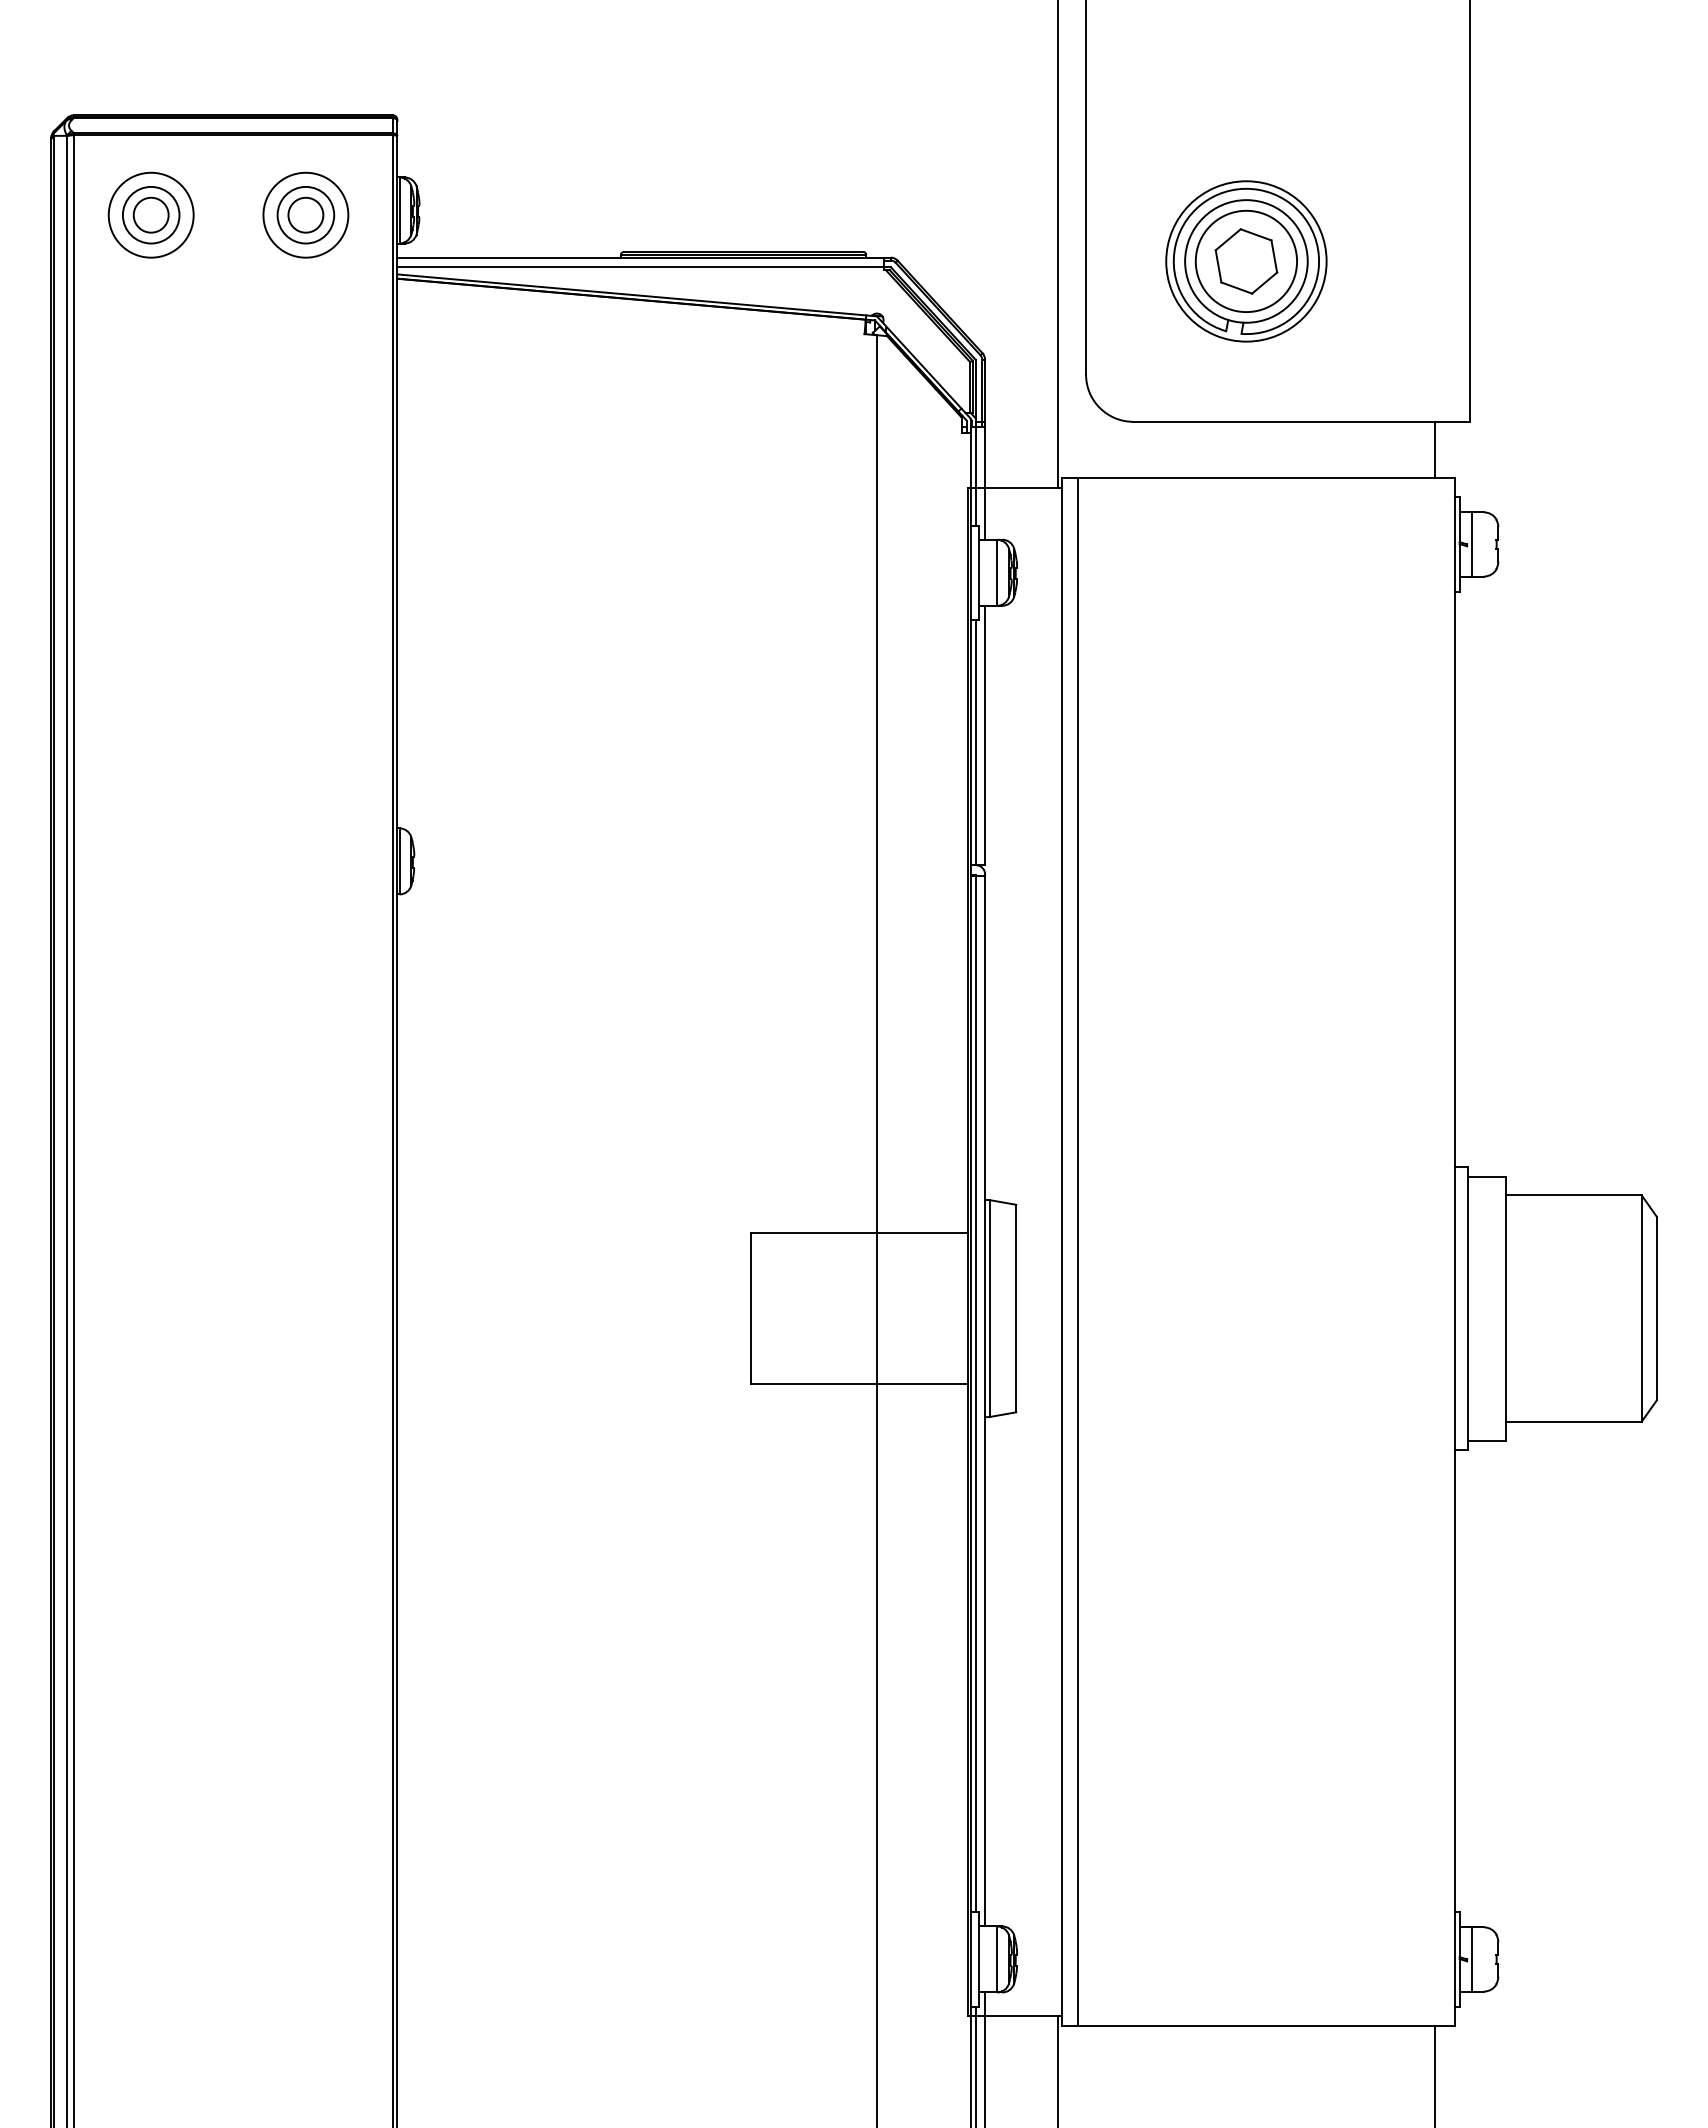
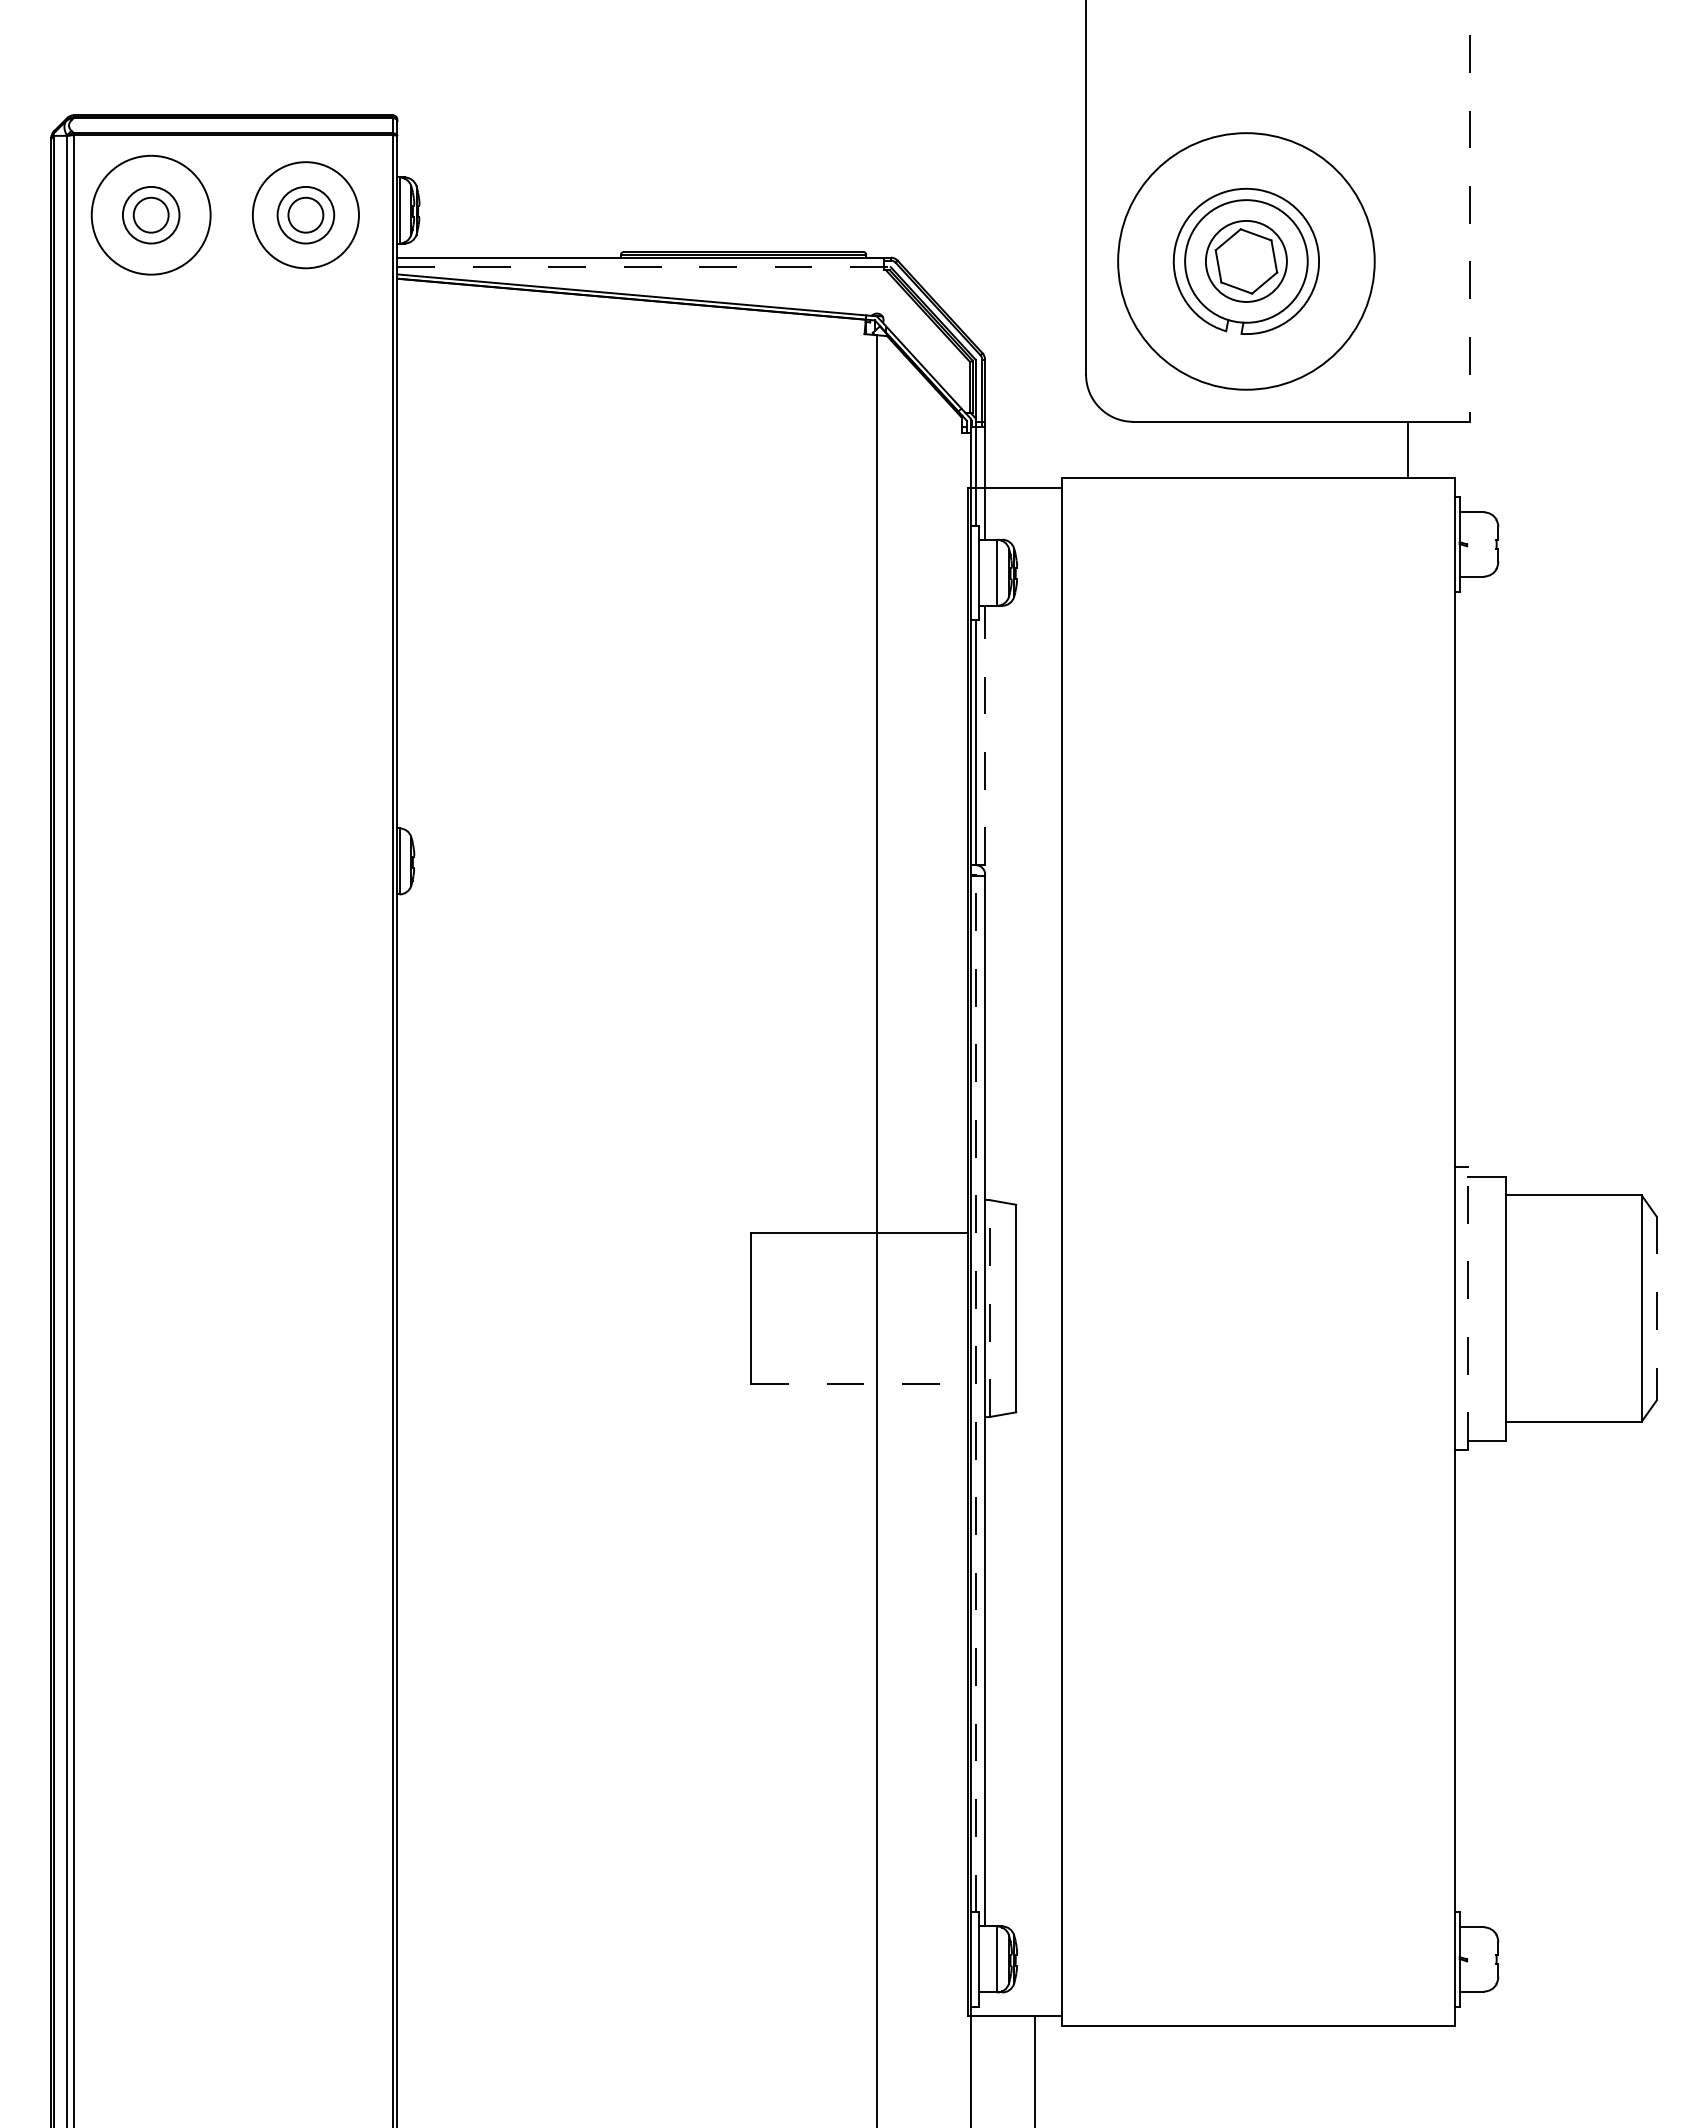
line: solid -> dashed (1470, 211)
circle diameter: 85 px -> 119 px (150, 214)
circle diameter: 85 px -> 106 px (305, 215)
line: present -> none (1057, 244)
circle diameter: 101 px -> 81 px (1245, 260)
circle diameter: 160 px -> 257 px (1246, 261)
line: solid -> dashed (644, 267)
line position: (1435, 449) -> (1408, 449) (1408, 449)
line: present -> none (1471, 544)
line: solid -> dashed (985, 735)
line: present -> none (1077, 1251)
line: solid -> dashed (989, 1308)
line: solid -> dashed (1468, 1308)
line: solid -> dashed (1656, 1308)
line: solid -> dashed (860, 1384)
line: solid -> dashed (975, 1393)
line: present -> none (1471, 1959)
line: present -> none (985, 2058)
line: present -> none (975, 2065)
line position: (1057, 2070) -> (1034, 2070) (1034, 2070)
line: present -> none (1435, 2074)
